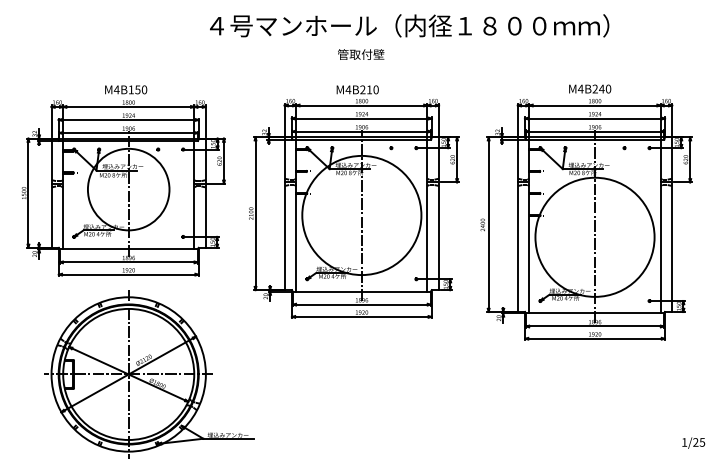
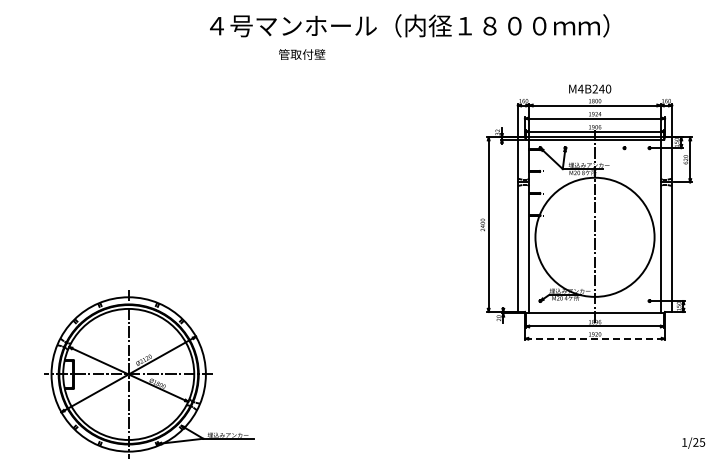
text position: (361, 54) -> (302, 54) (302, 54)
part: present -> none (123, 180)
part: present -> none (354, 201)
line: solid -> dashed (595, 338)
